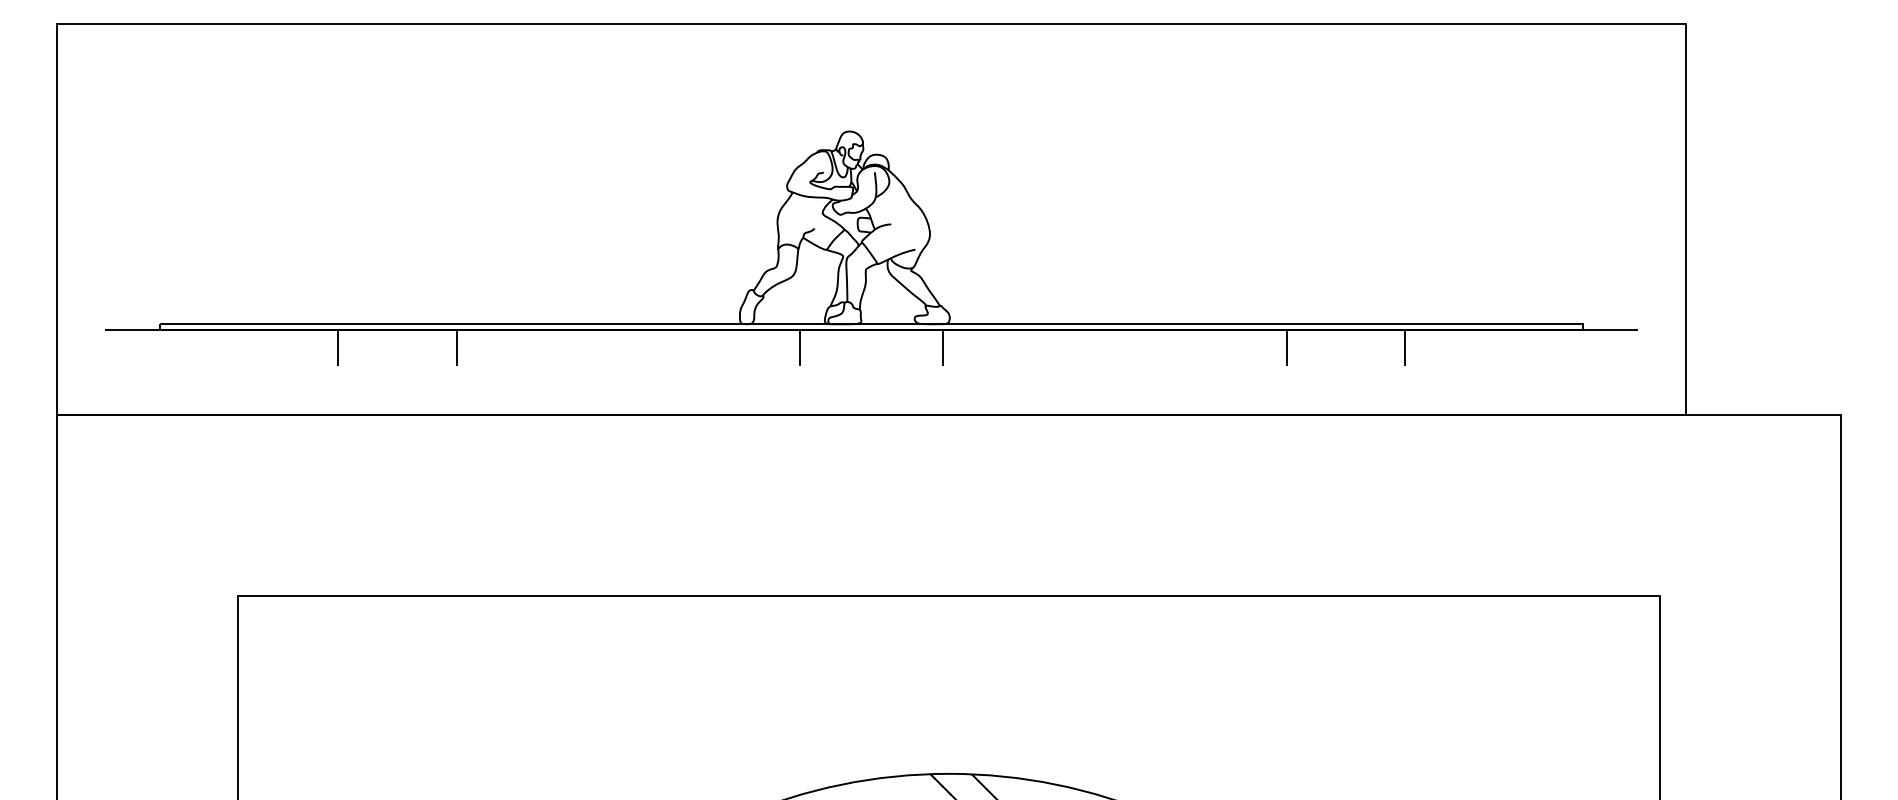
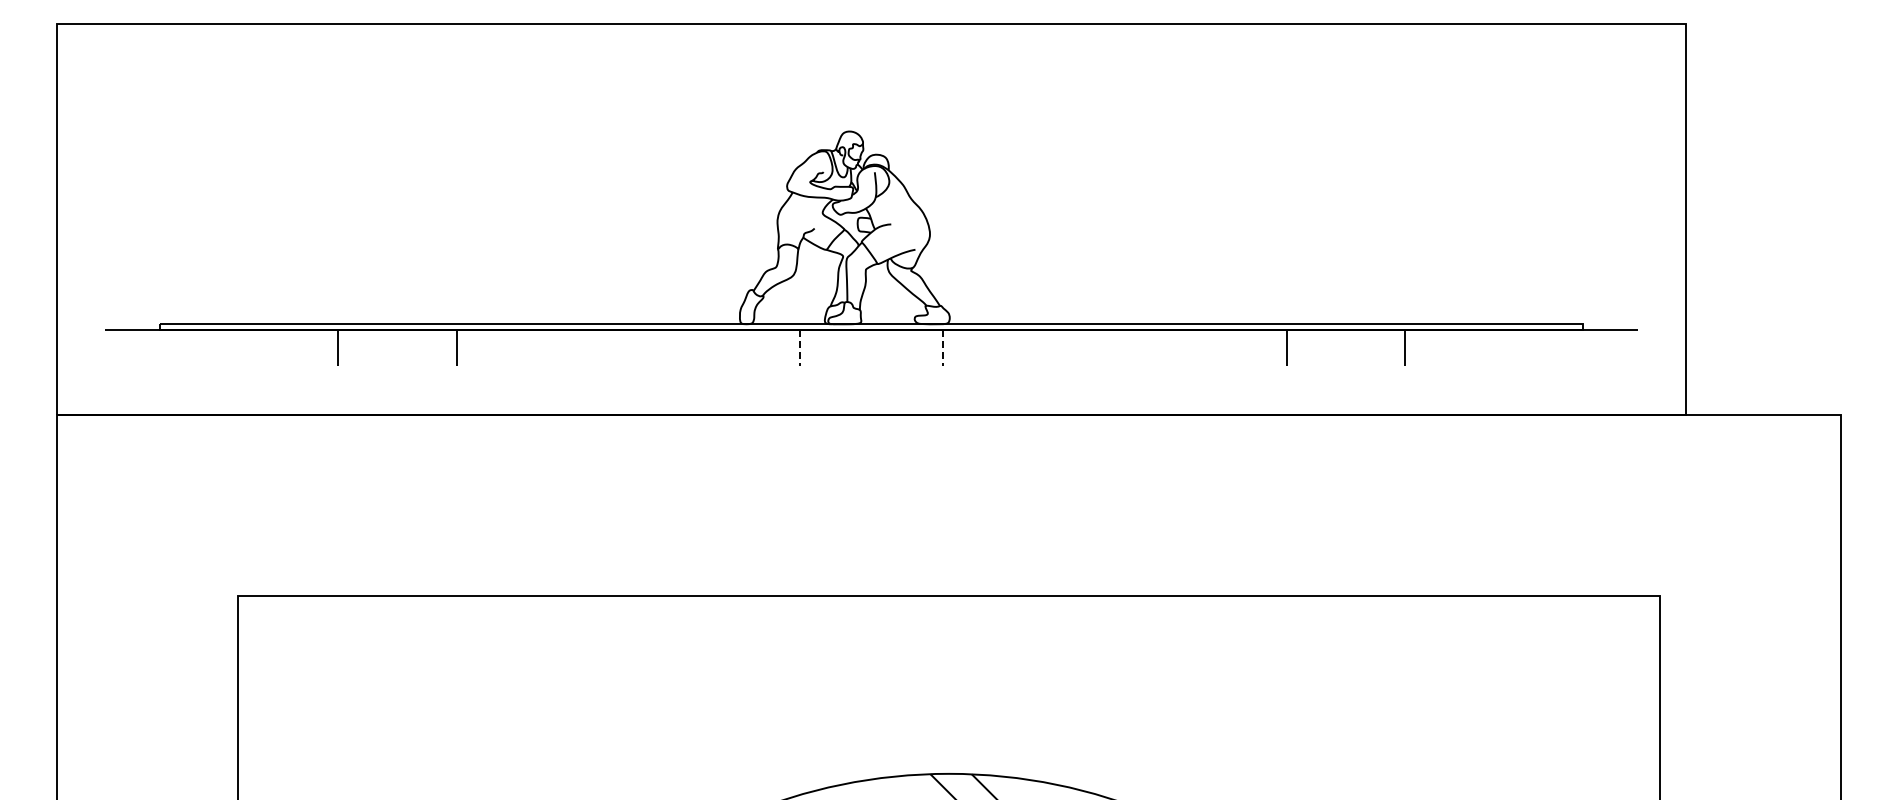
line: solid -> dashed (800, 348)
line: solid -> dashed (942, 348)
